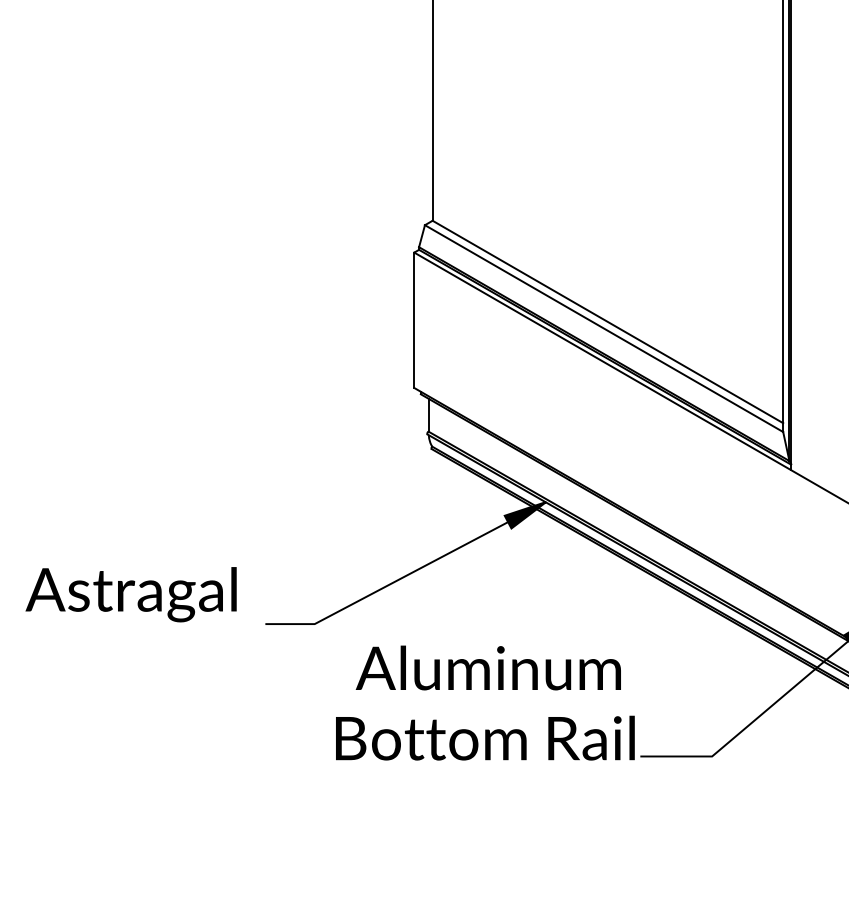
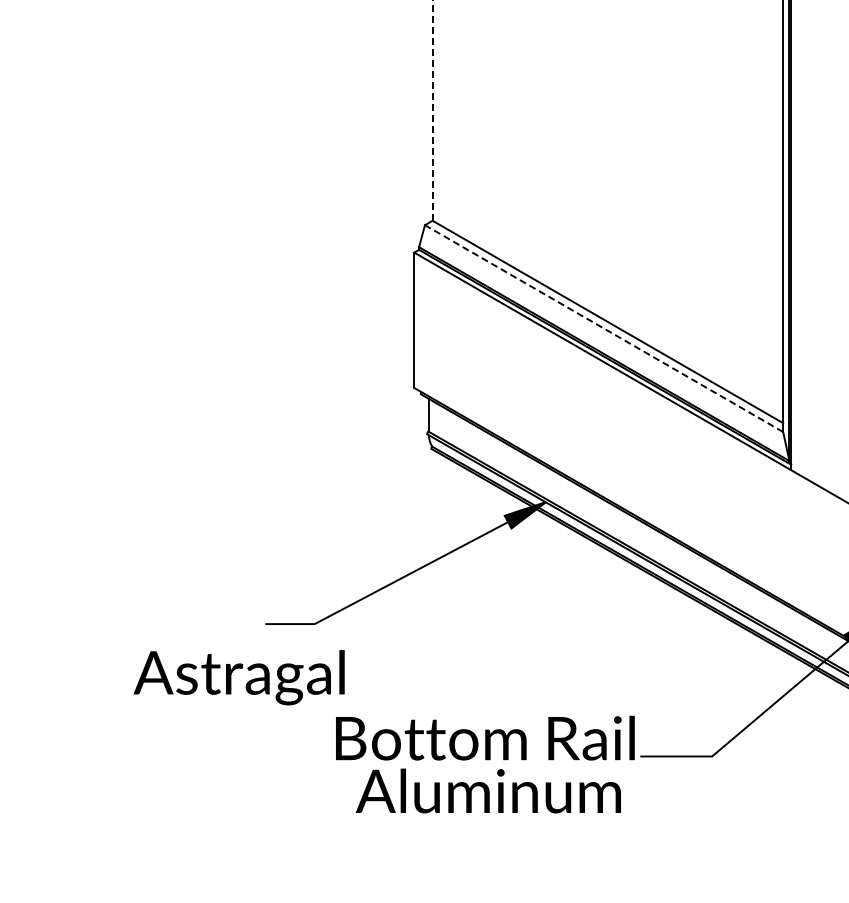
line: solid -> dashed (432, 109)
line: solid -> dashed (604, 328)
text position: (130, 594) -> (238, 677) (238, 677)
text position: (487, 667) -> (487, 790) (487, 790)
